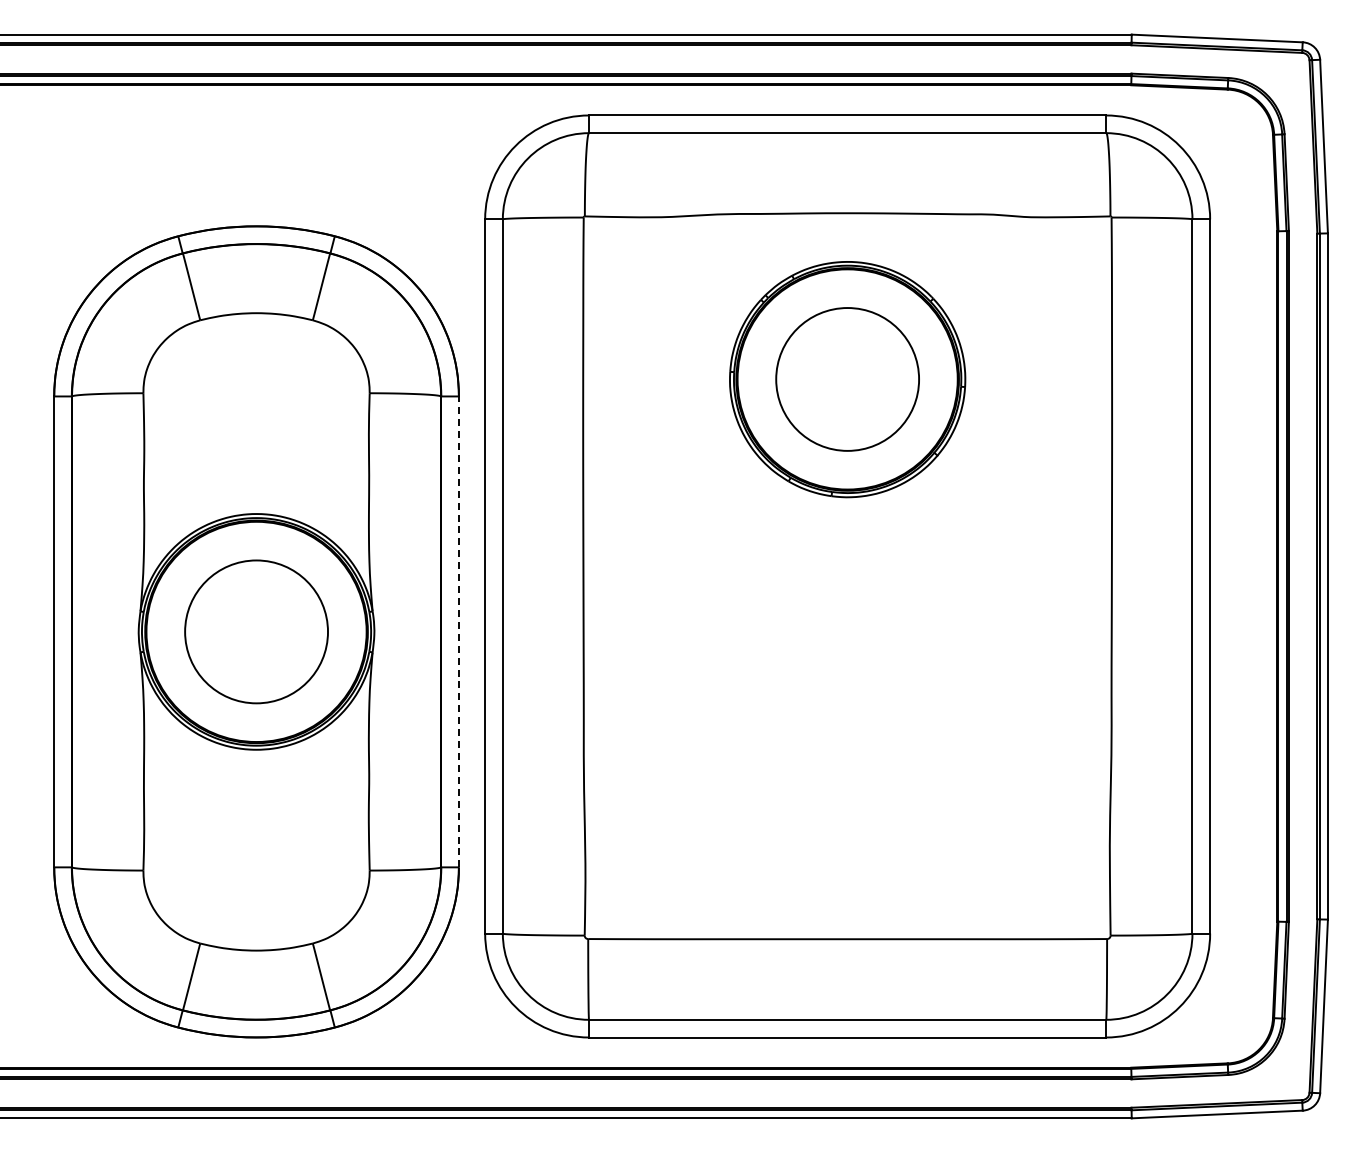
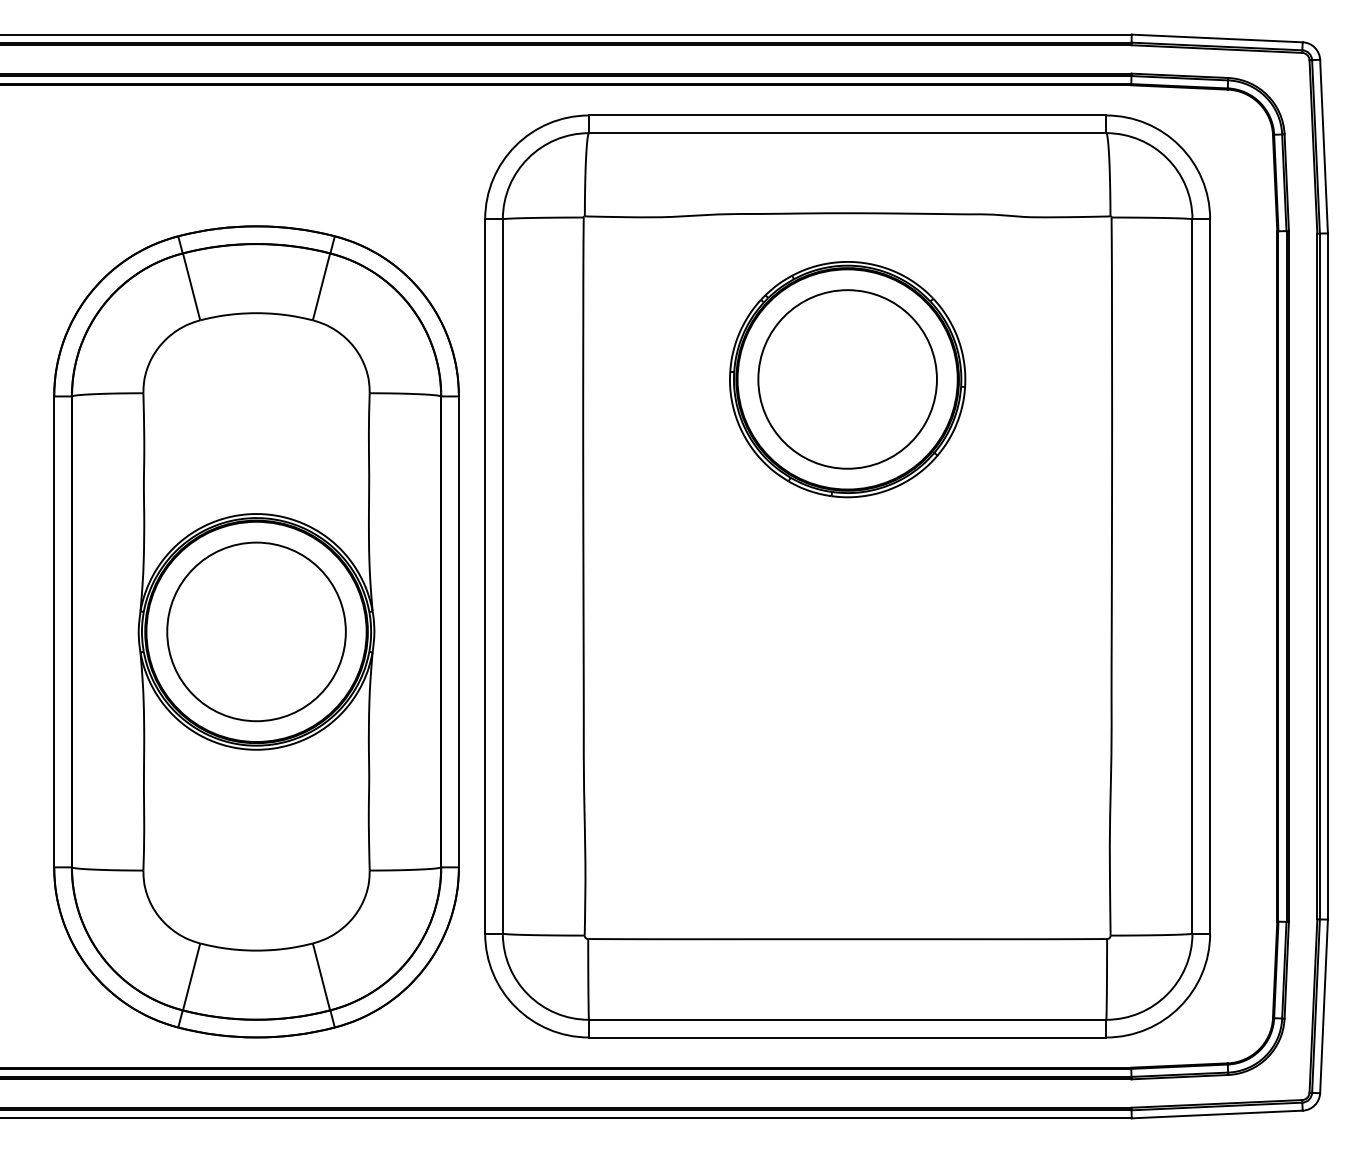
circle diameter: 143 px -> 179 px (847, 379)
circle diameter: 143 px -> 179 px (256, 631)
line: dashed -> solid (458, 631)
